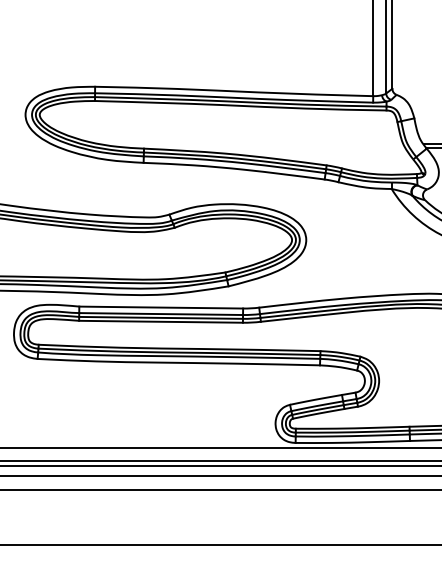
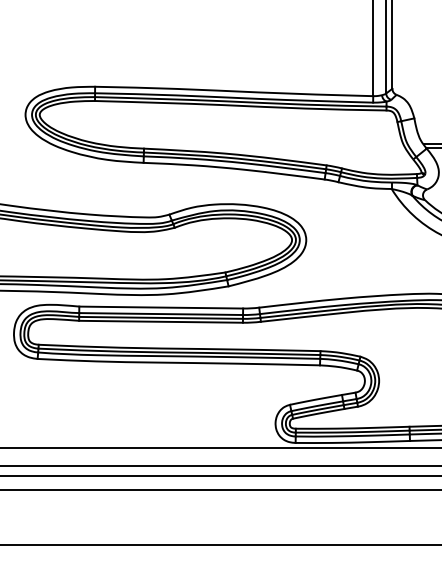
line: present -> none (220, 460)
